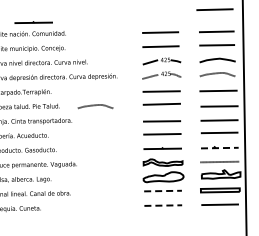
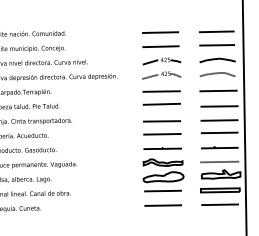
line: present -> none (214, 9)
line: present -> none (33, 22)
curve: present -> none (95, 106)
line: dashed -> solid (219, 148)
line: dashed -> solid (163, 191)
line: dashed -> solid (163, 205)
